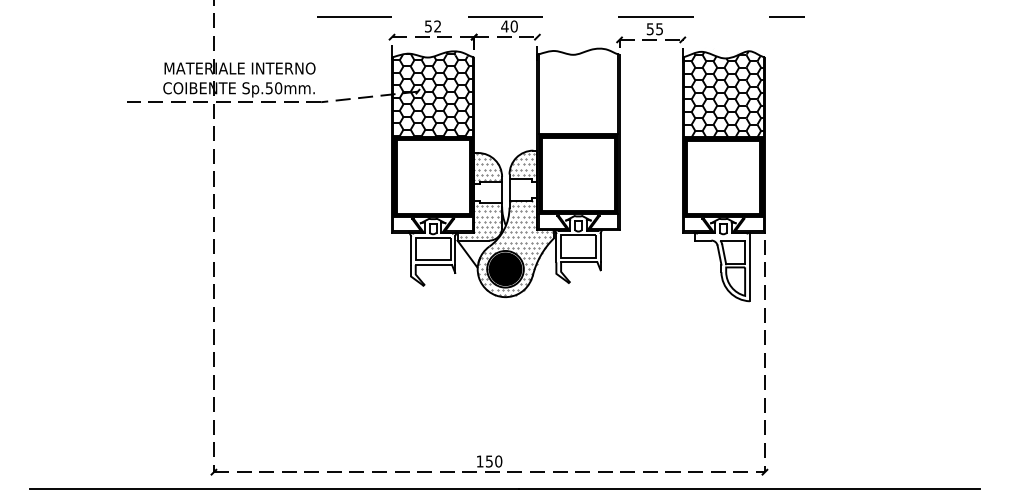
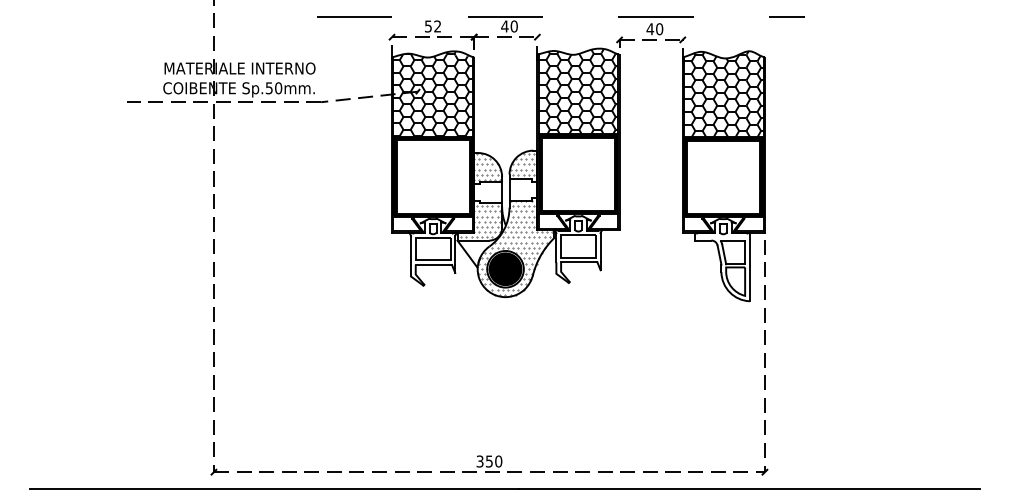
text: 55 -> 40 (654, 29)
hatch: none -> present (578, 91)
text: 150 -> 350 (479, 461)
